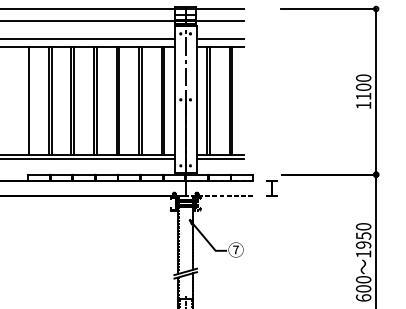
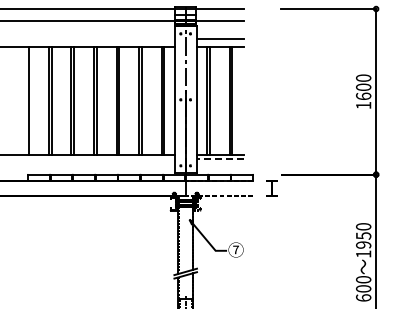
line: present -> none (88, 38)
text: 1100 -> 1600 (363, 95)
line: present -> none (88, 159)
line: solid -> dashed (220, 159)
